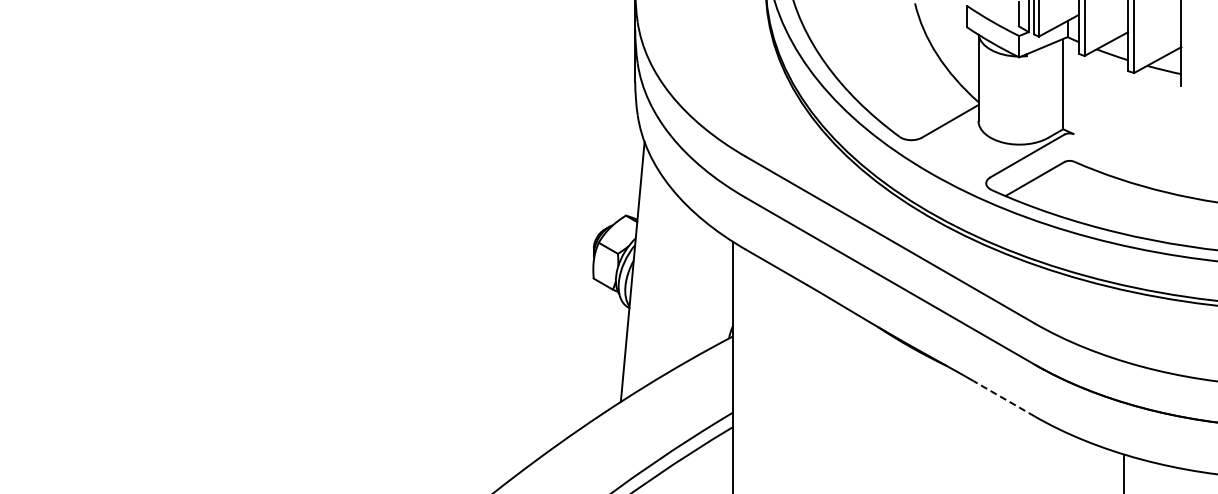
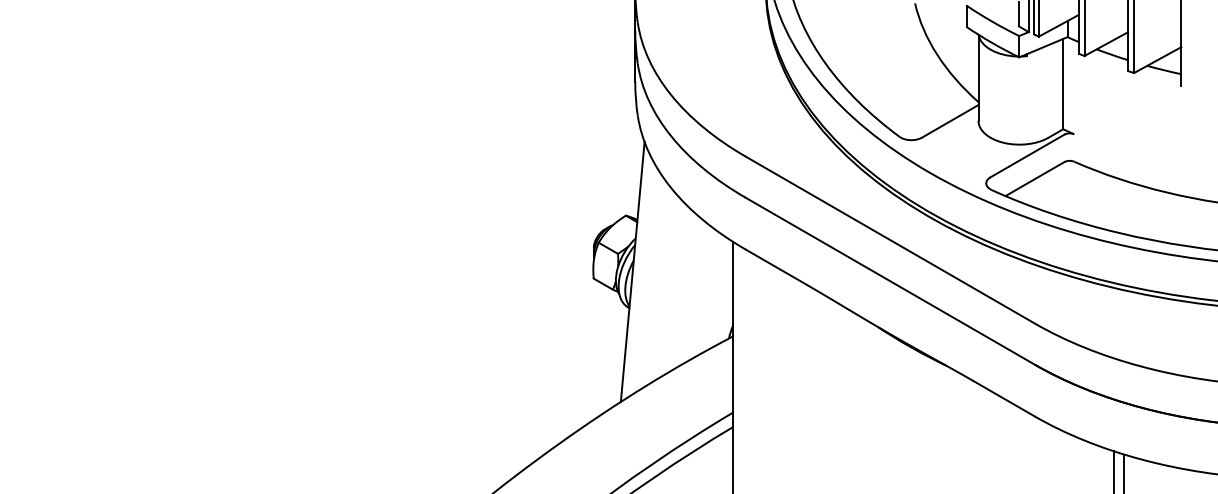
line: dashed -> solid (1003, 398)
line: none -> present (1114, 470)
